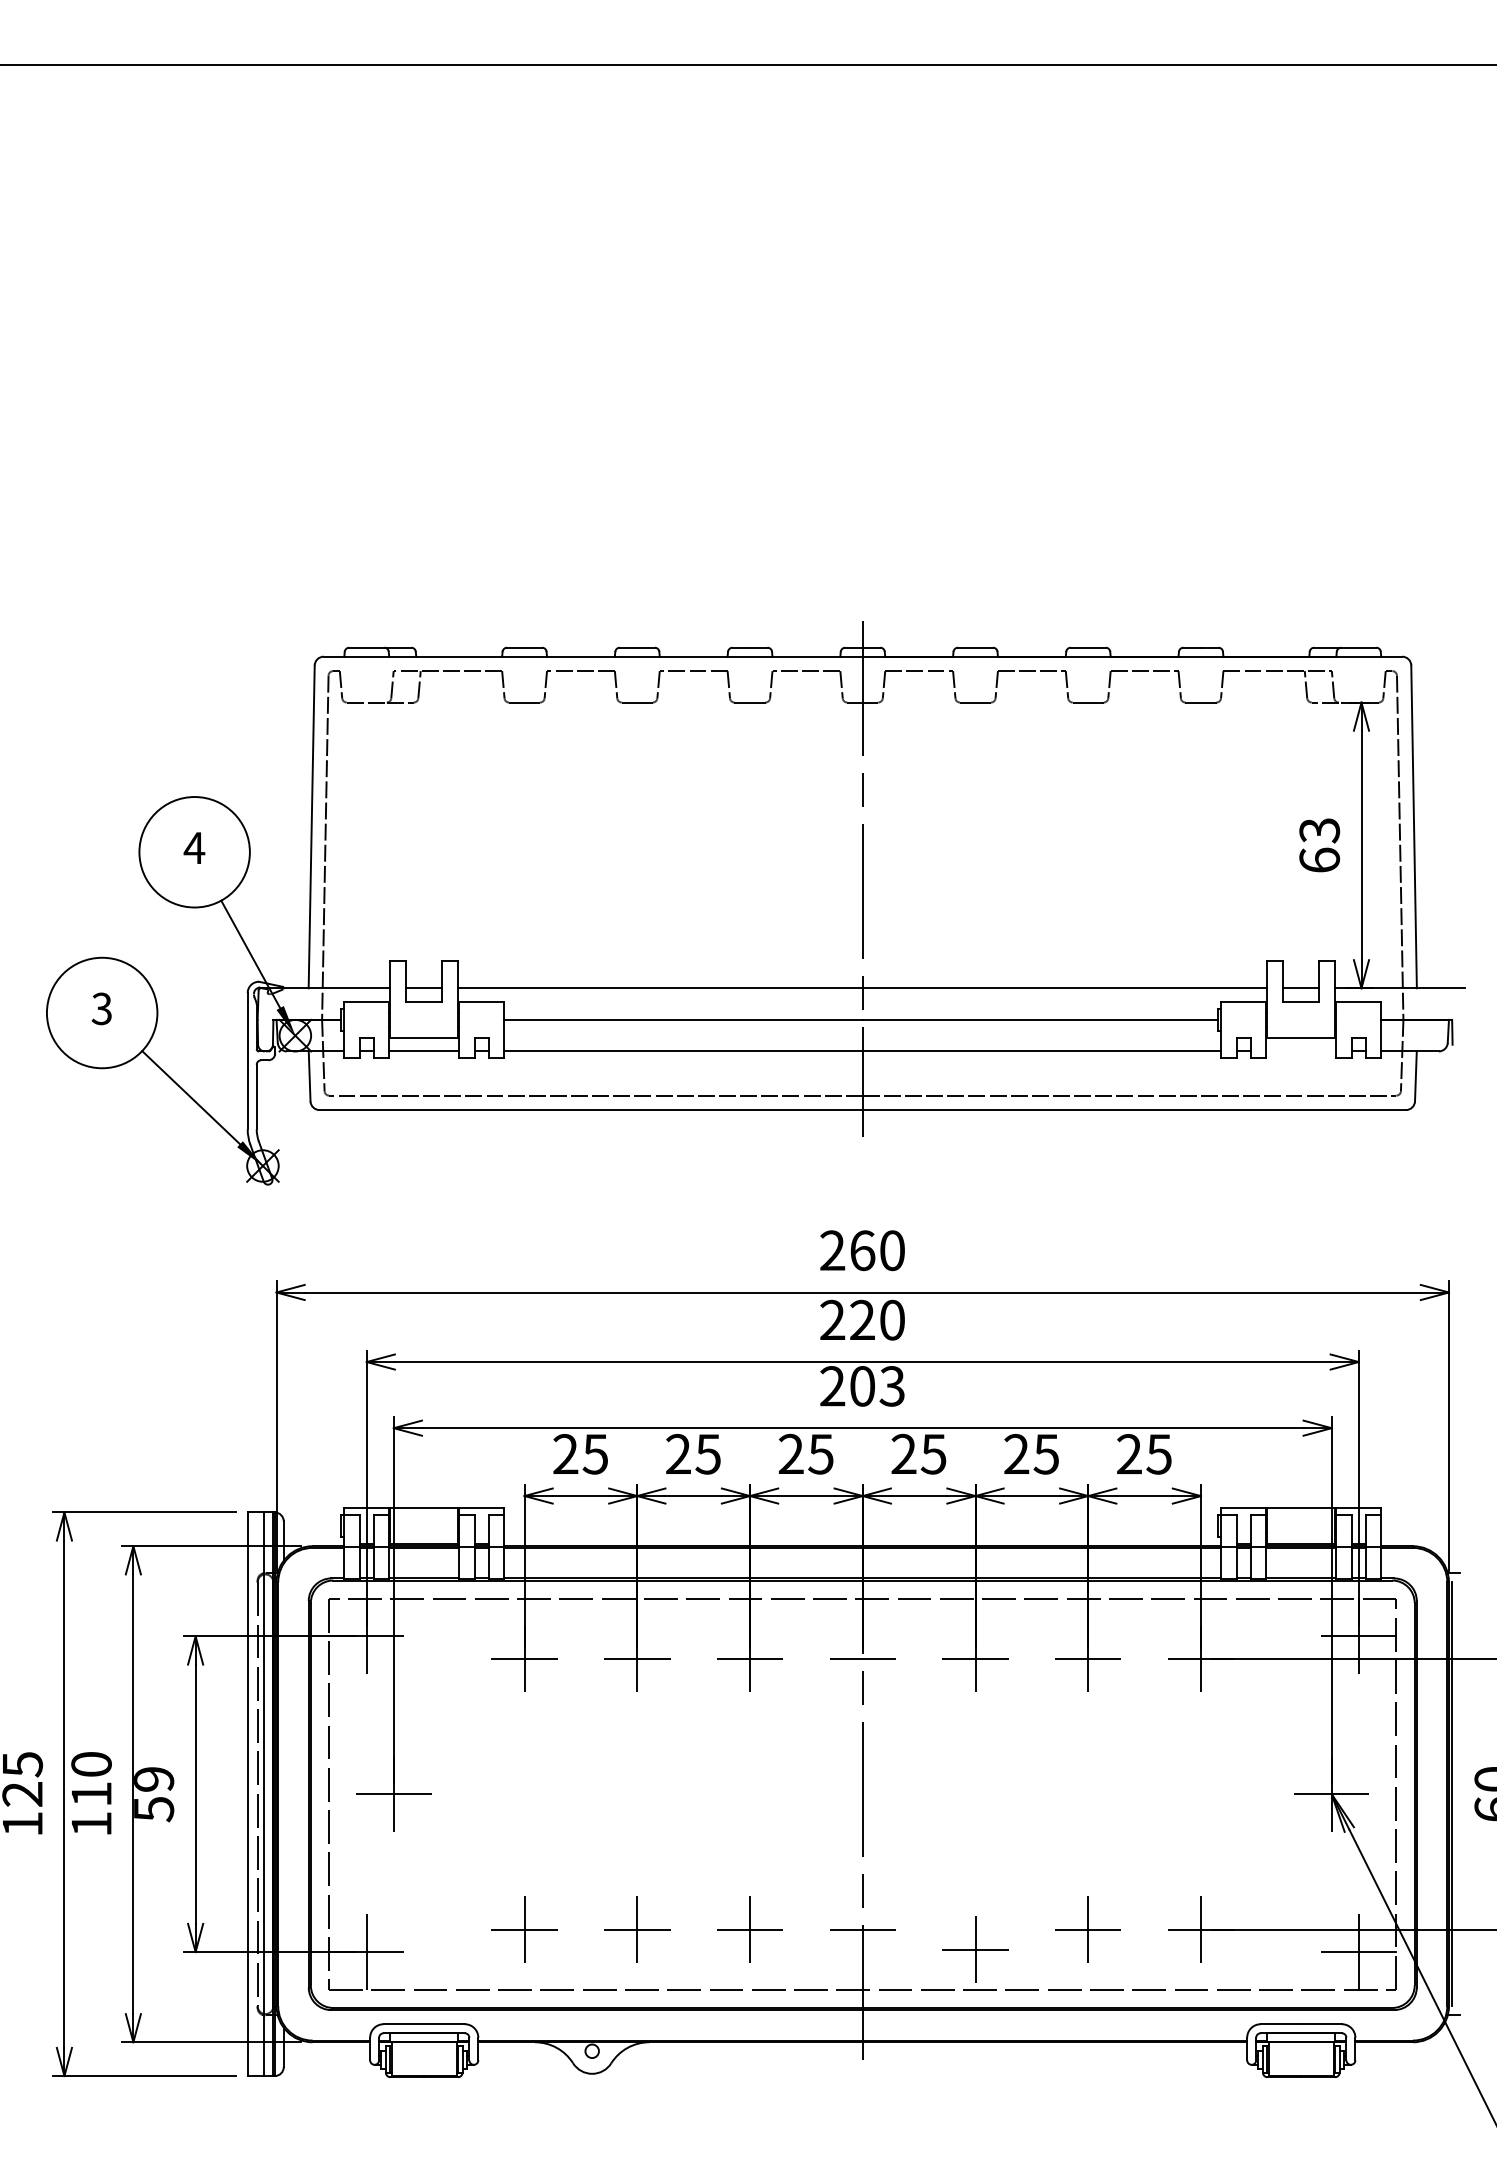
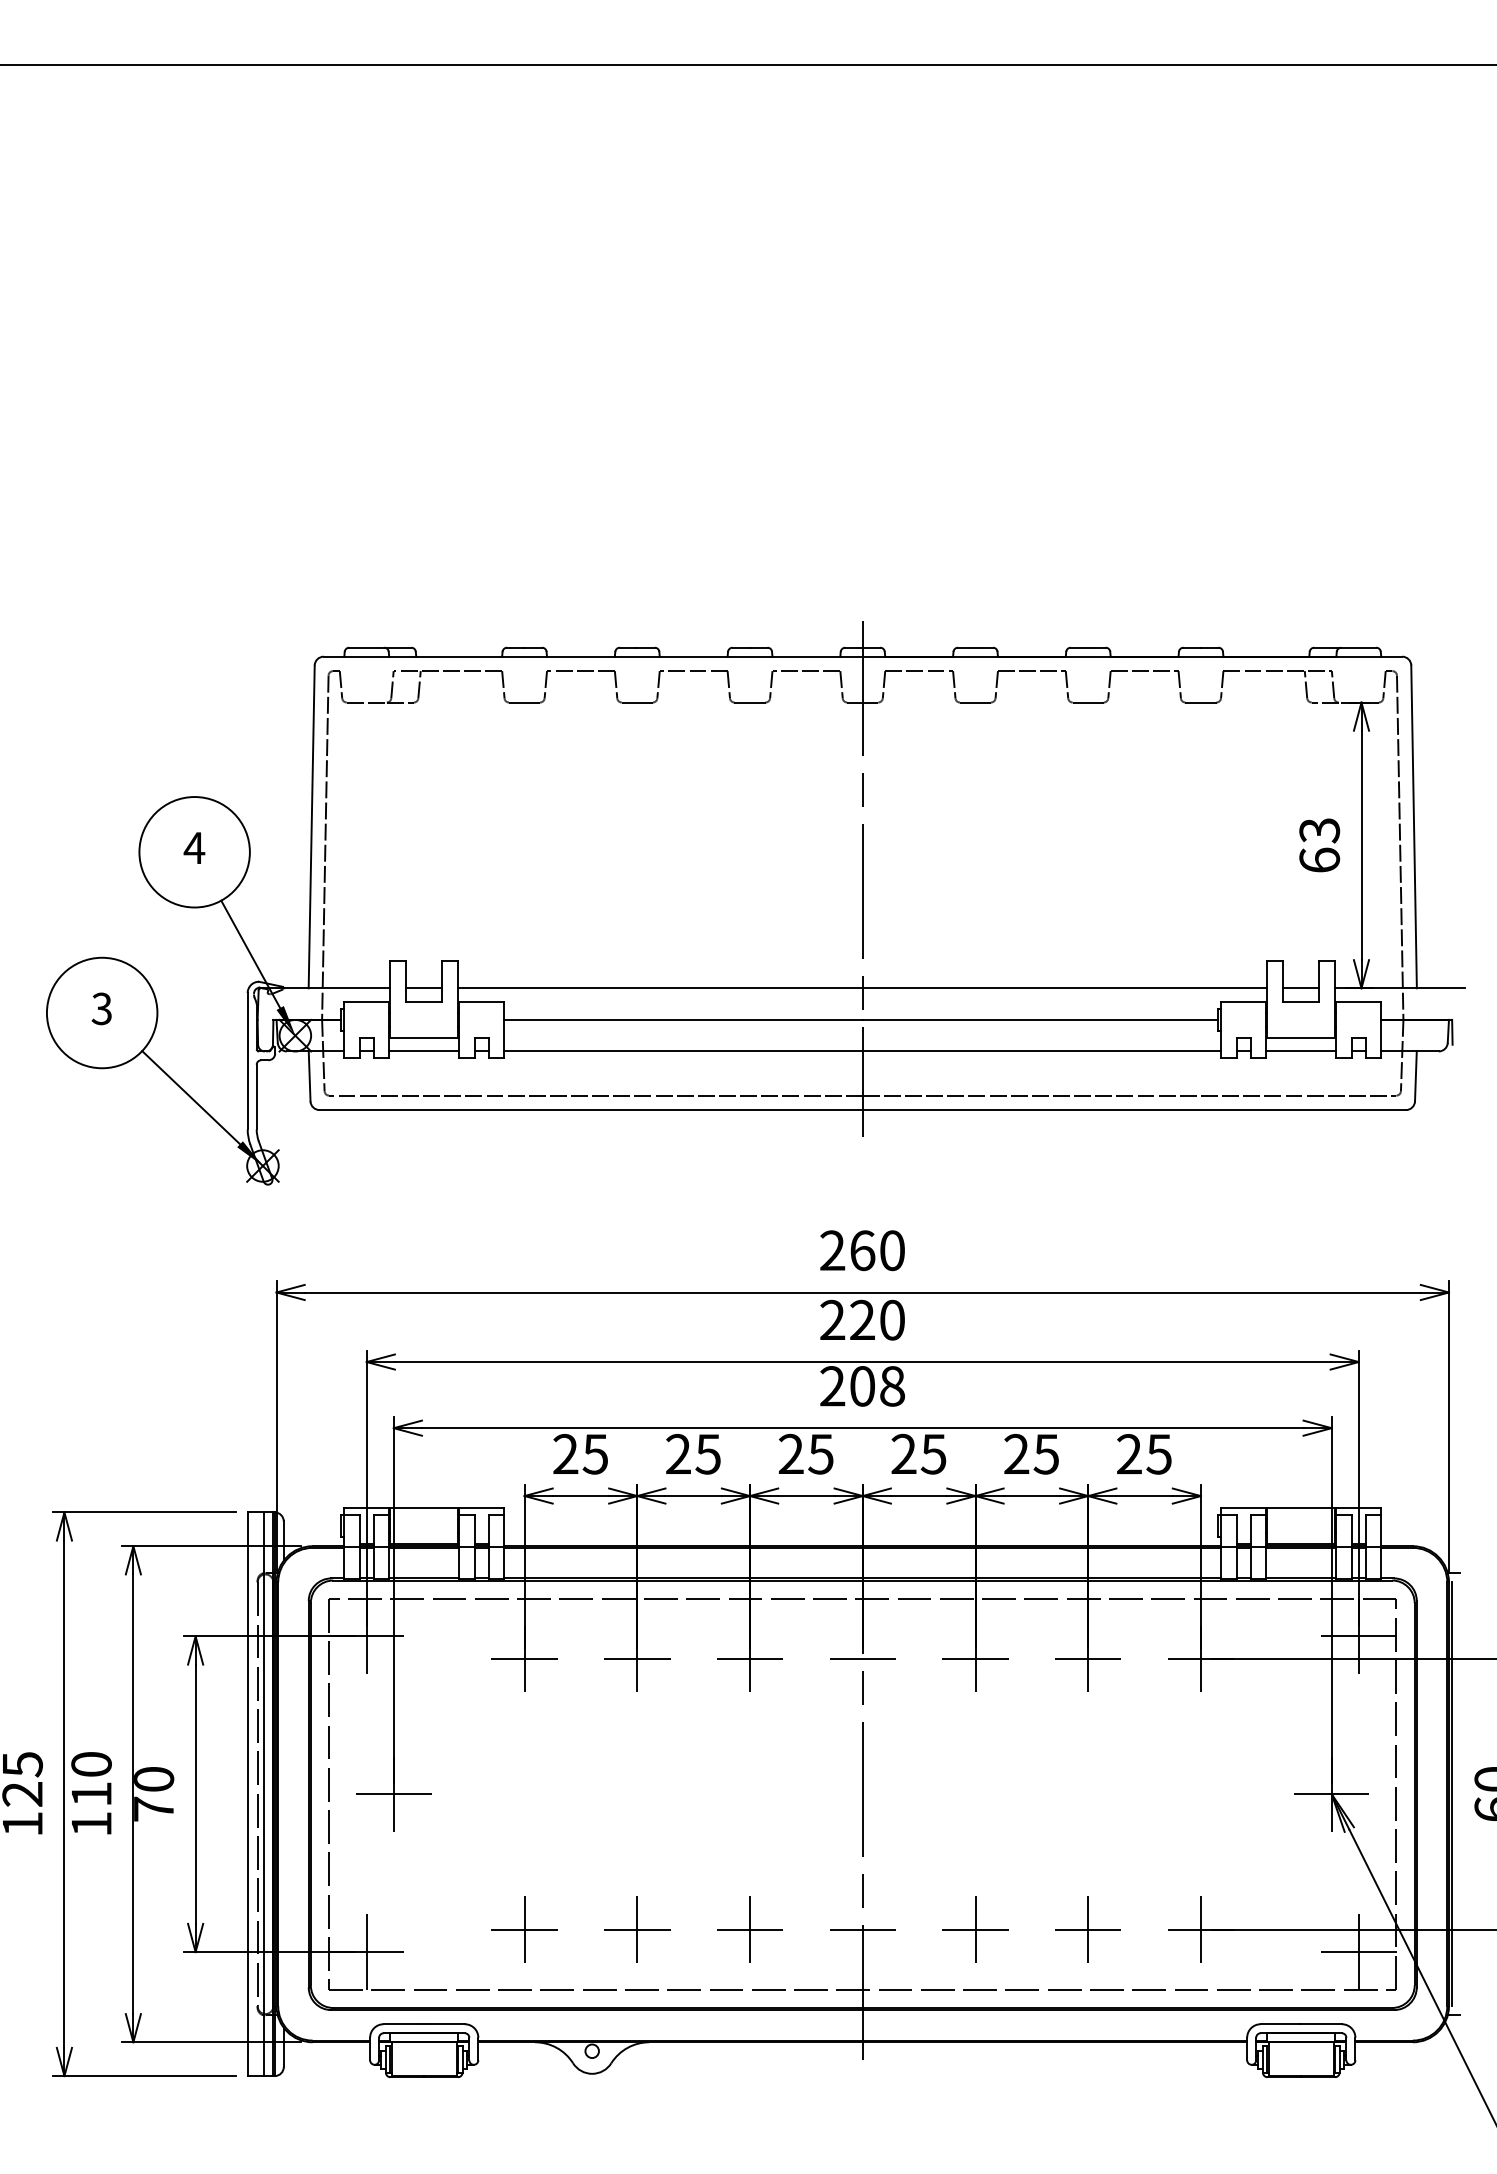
line: none -> present (1301, 1051)
text: 203 -> 208 (892, 1386)
text: 59 -> 70 (154, 1794)
part position: (975, 1949) -> (975, 1929) (975, 1929)
